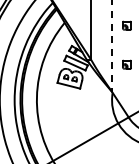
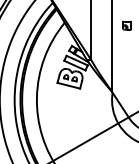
line: dashed -> solid (112, 46)
part: present -> none (126, 64)
